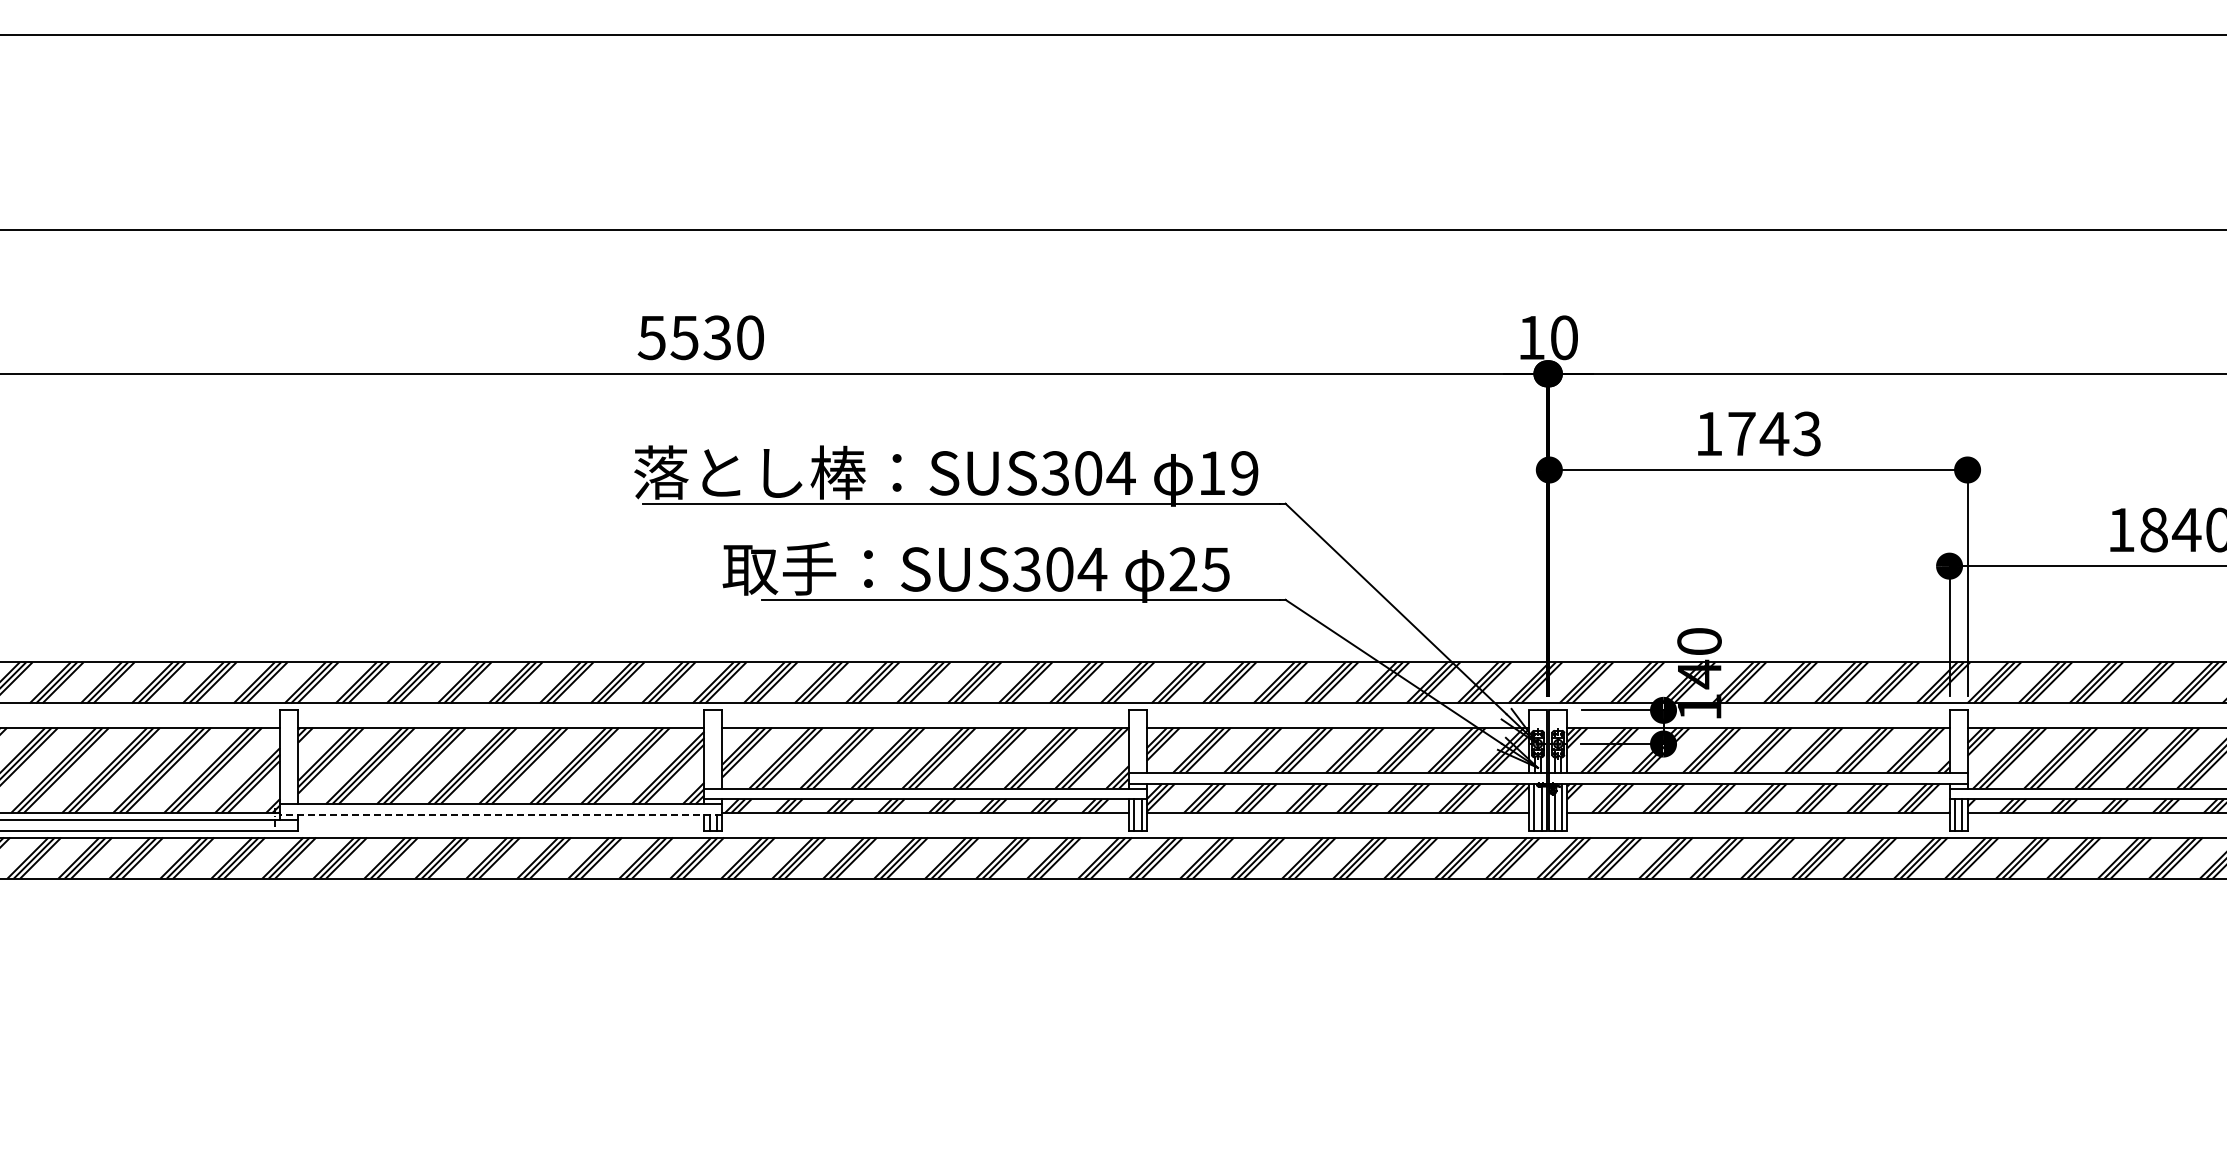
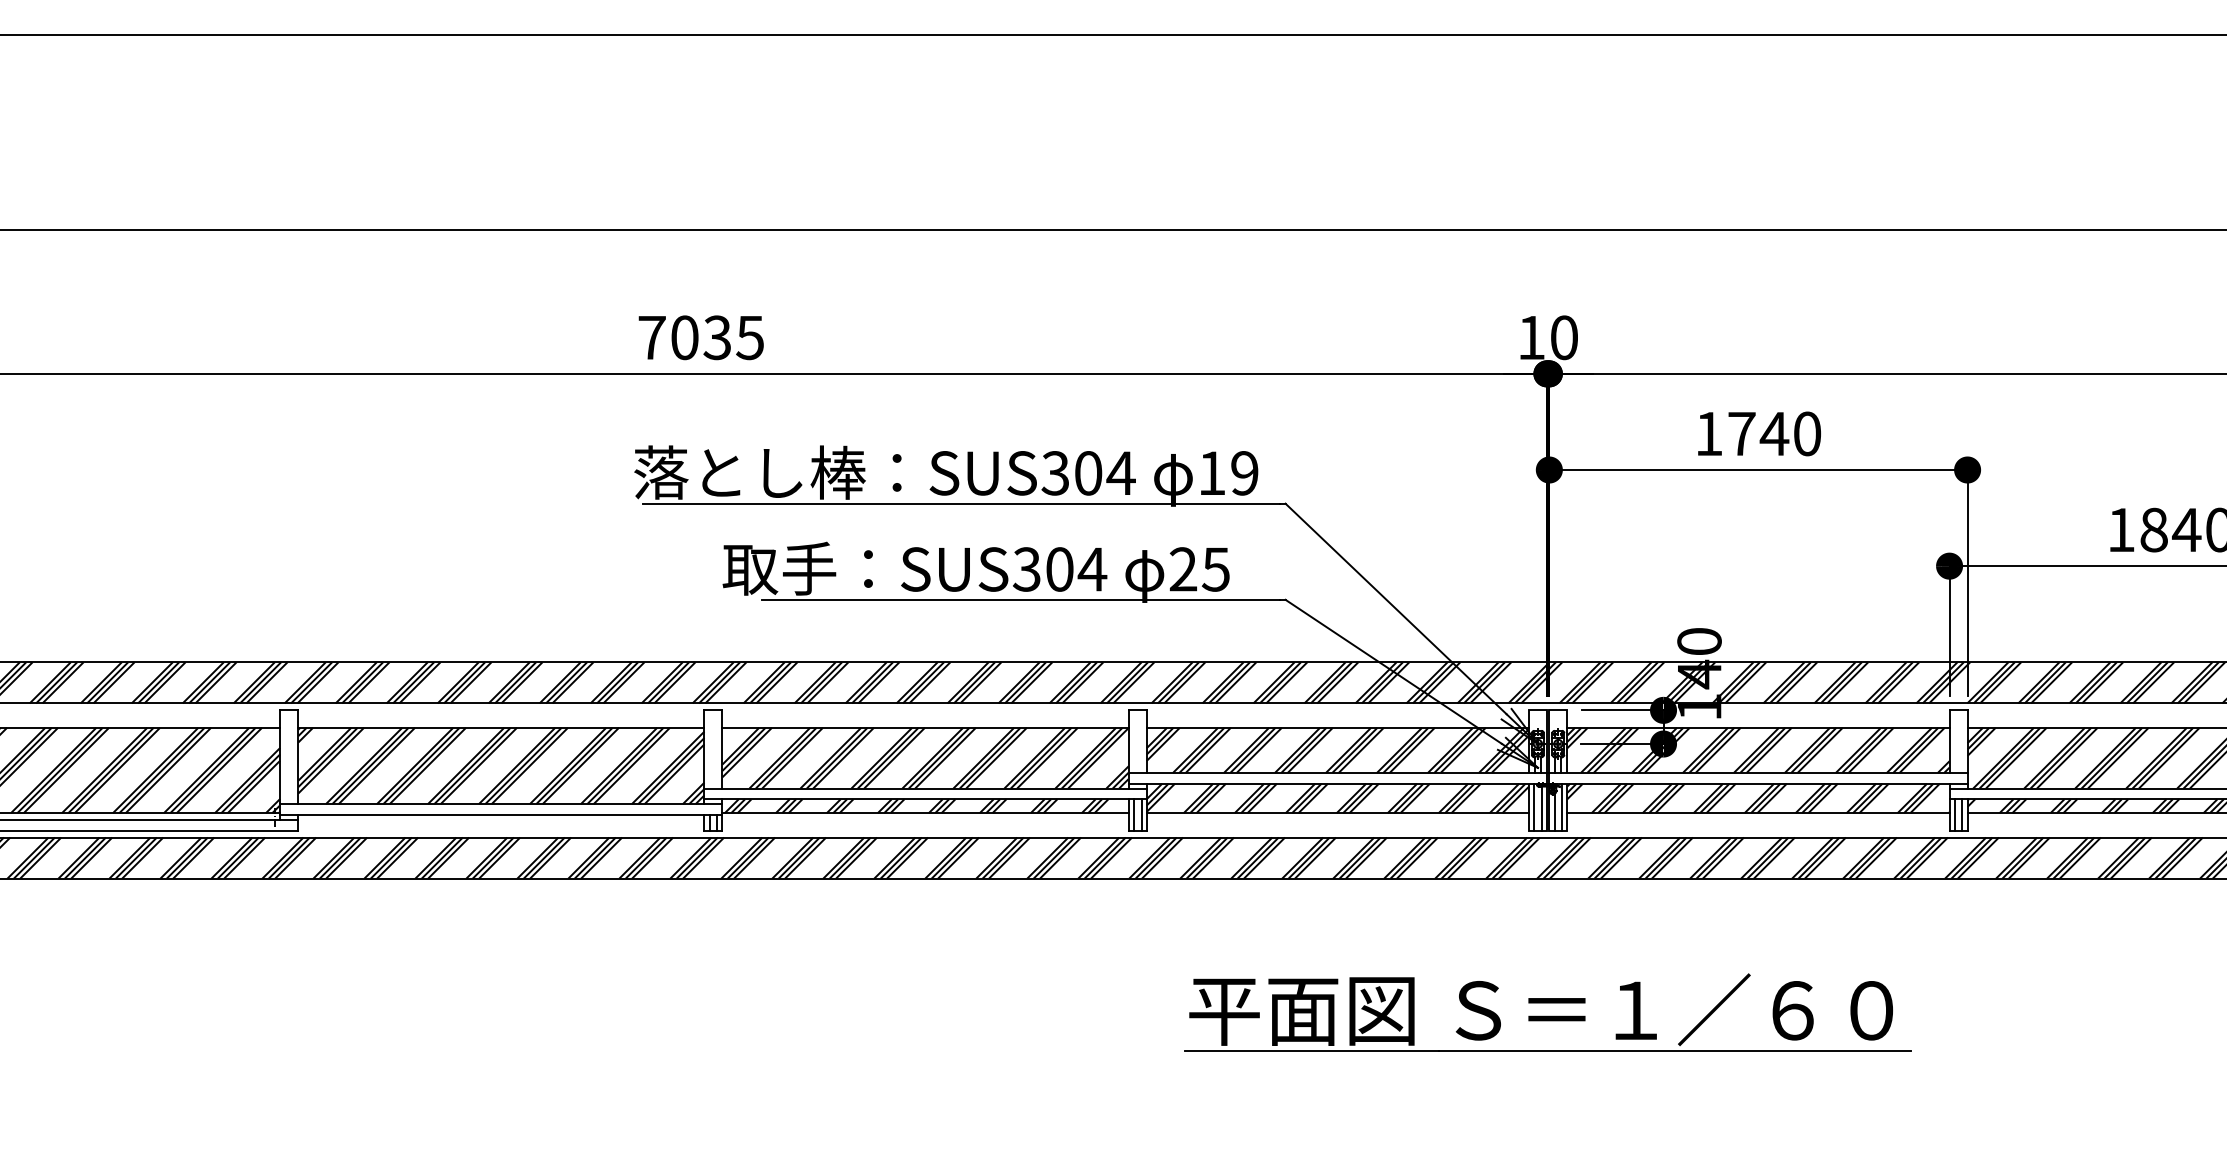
text: 5530 -> 7035 (700, 337)
text: 1743 -> 1740 (1807, 433)
line: dashed -> solid (500, 814)
part: none -> present (1547, 1012)
